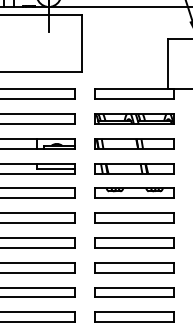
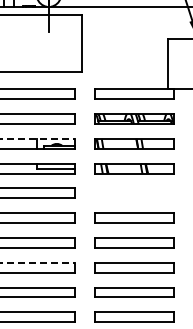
line: solid -> dashed (38, 138)
part: present -> none (134, 192)
line: solid -> dashed (38, 262)
